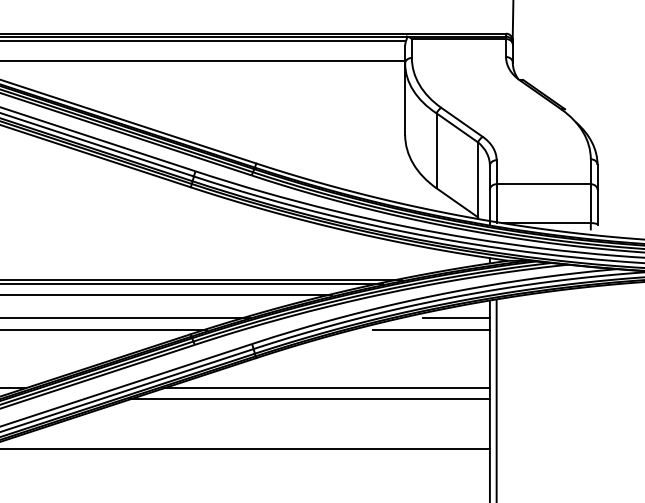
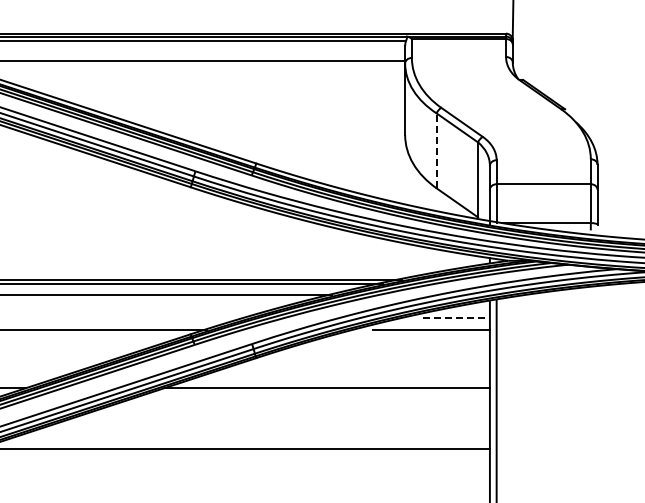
line: solid -> dashed (436, 150)
line: present -> none (126, 317)
line: solid -> dashed (457, 317)
line: present -> none (309, 399)
